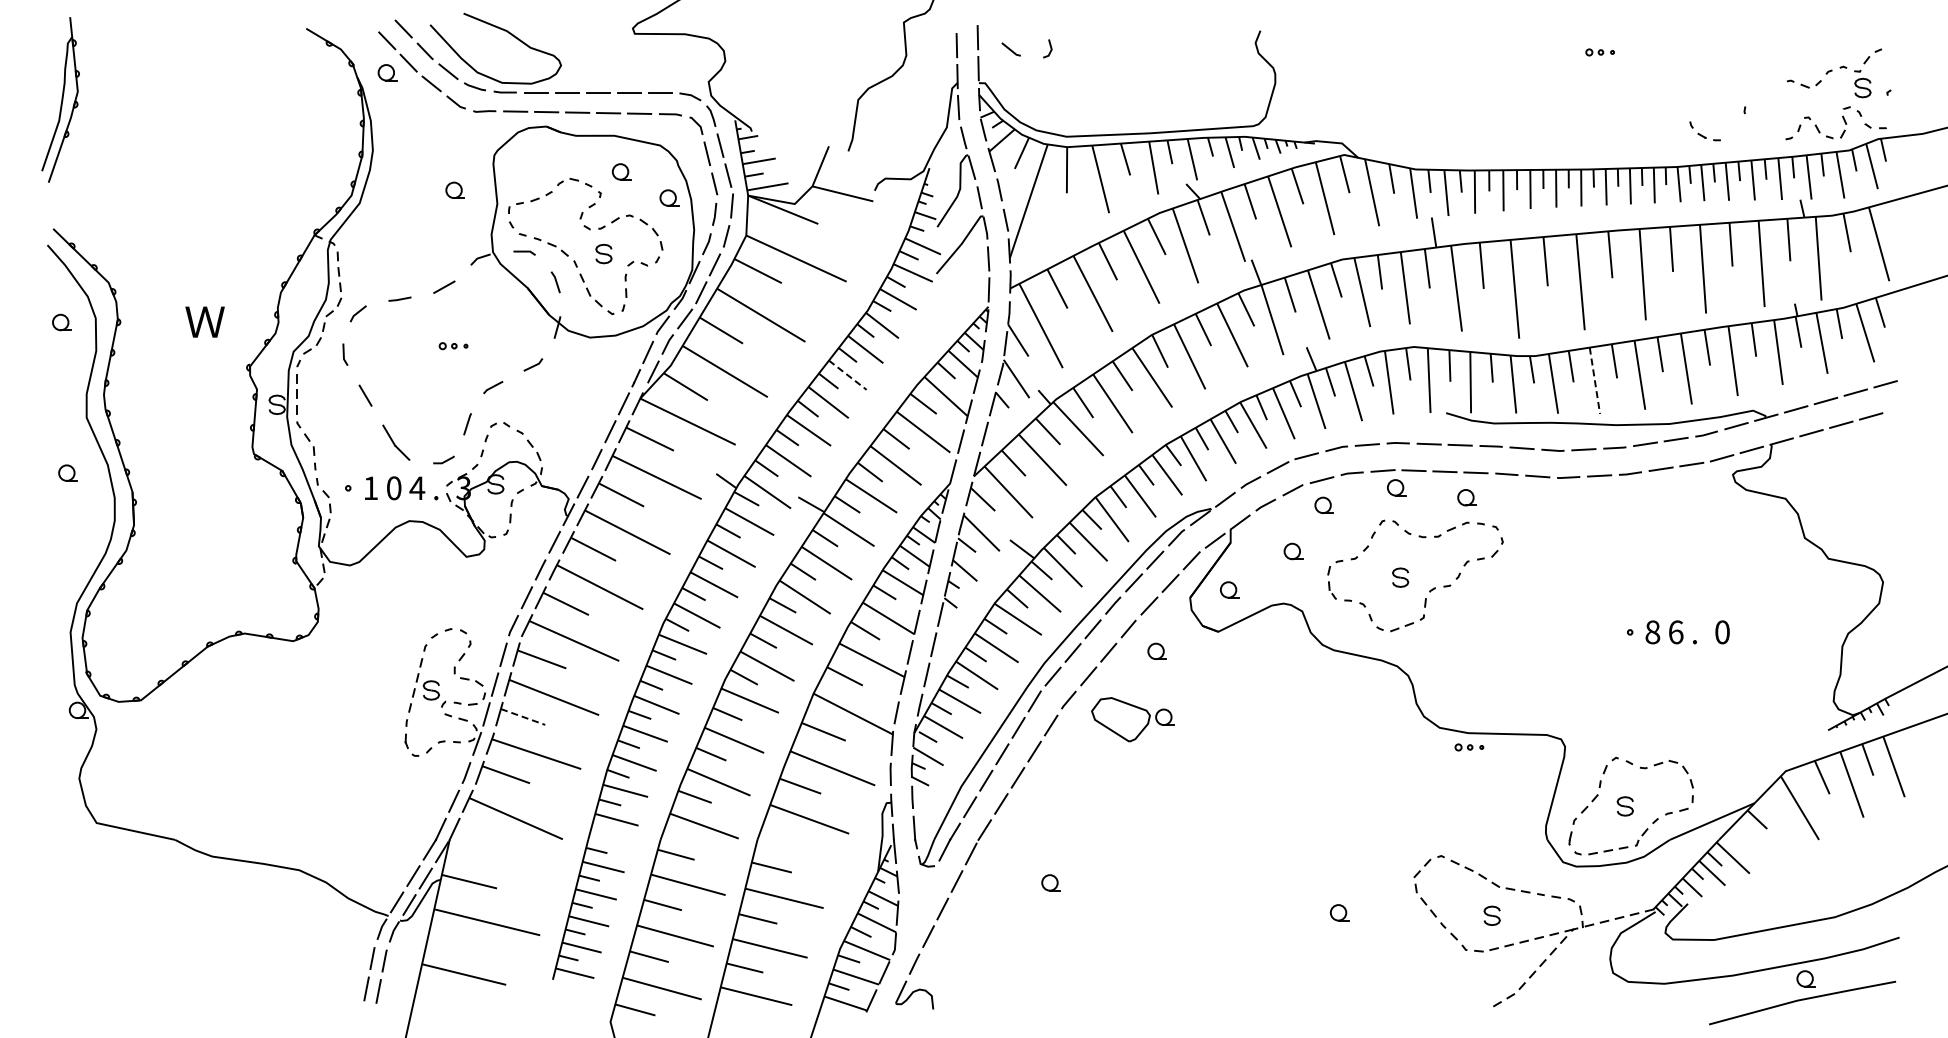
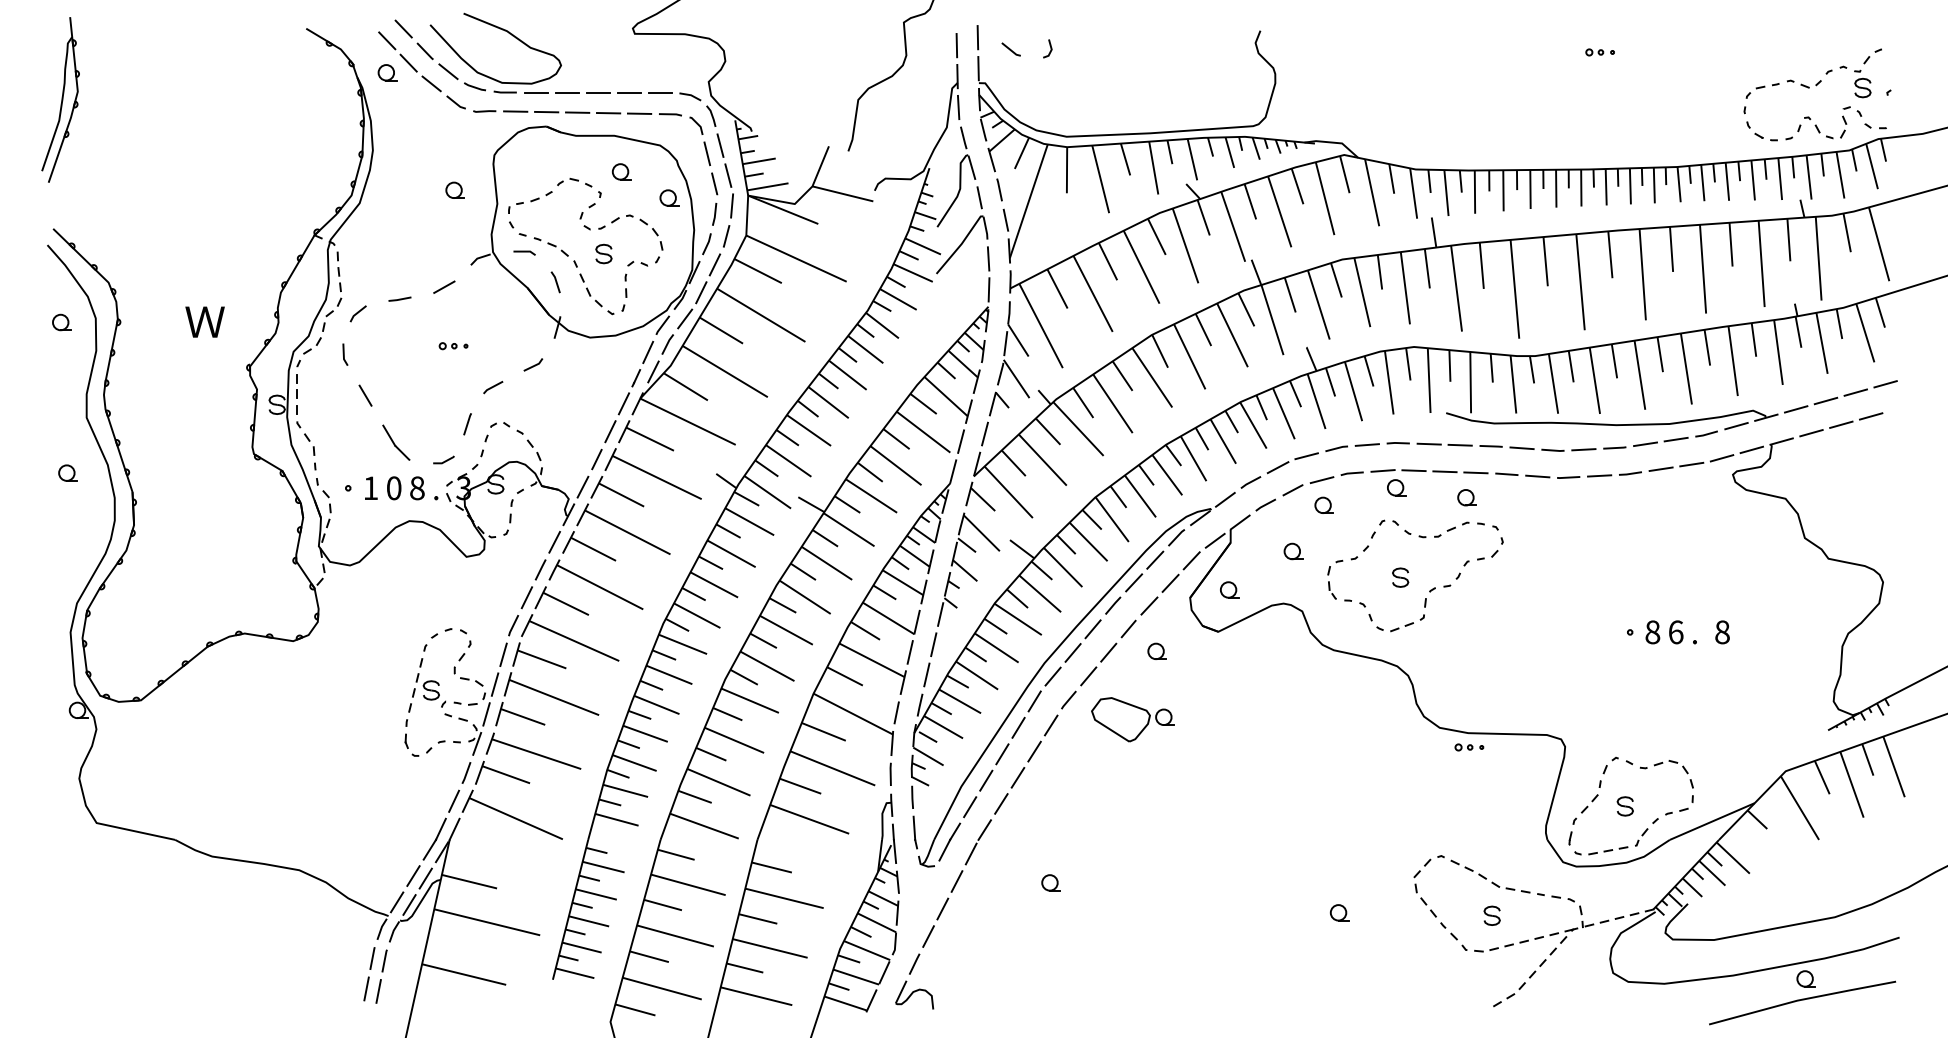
part: none -> present (1762, 90)
part position: (1704, 131) -> (1761, 131) (1761, 131)
line: dashed -> solid (847, 375)
line: dashed -> solid (1594, 380)
text: 4 -> 8 (417, 488)
text: 0 -> 8 (1722, 632)
line: dashed -> solid (523, 717)
